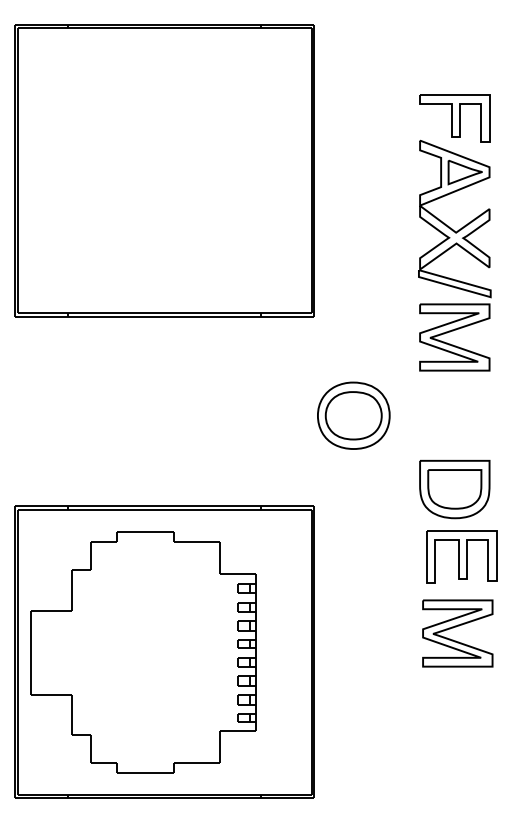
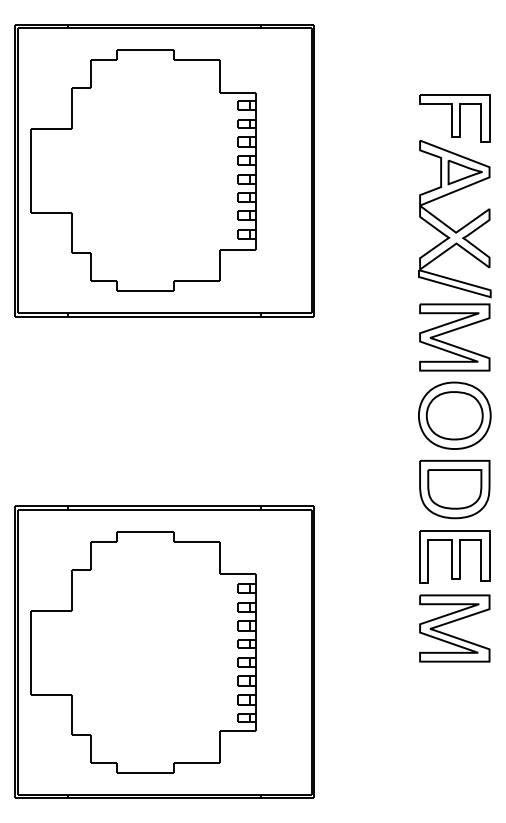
part: none -> present (143, 170)
part position: (353, 415) -> (454, 415) (454, 415)
part position: (461, 556) -> (454, 556) (454, 556)
part position: (456, 627) -> (453, 622) (453, 622)
